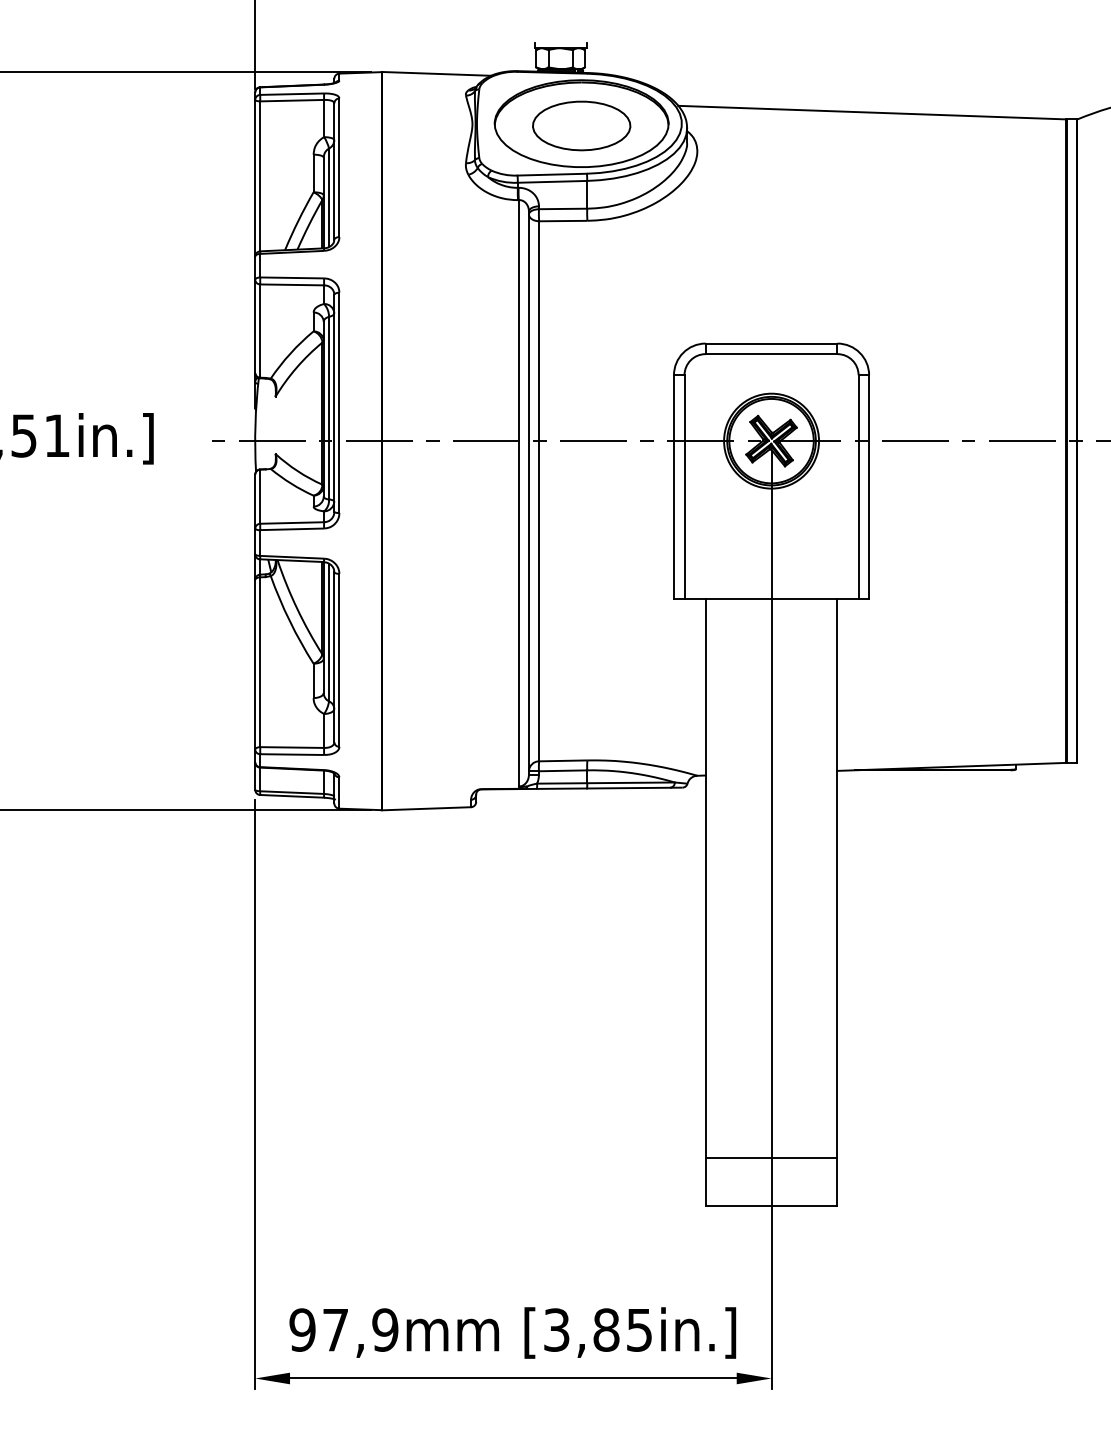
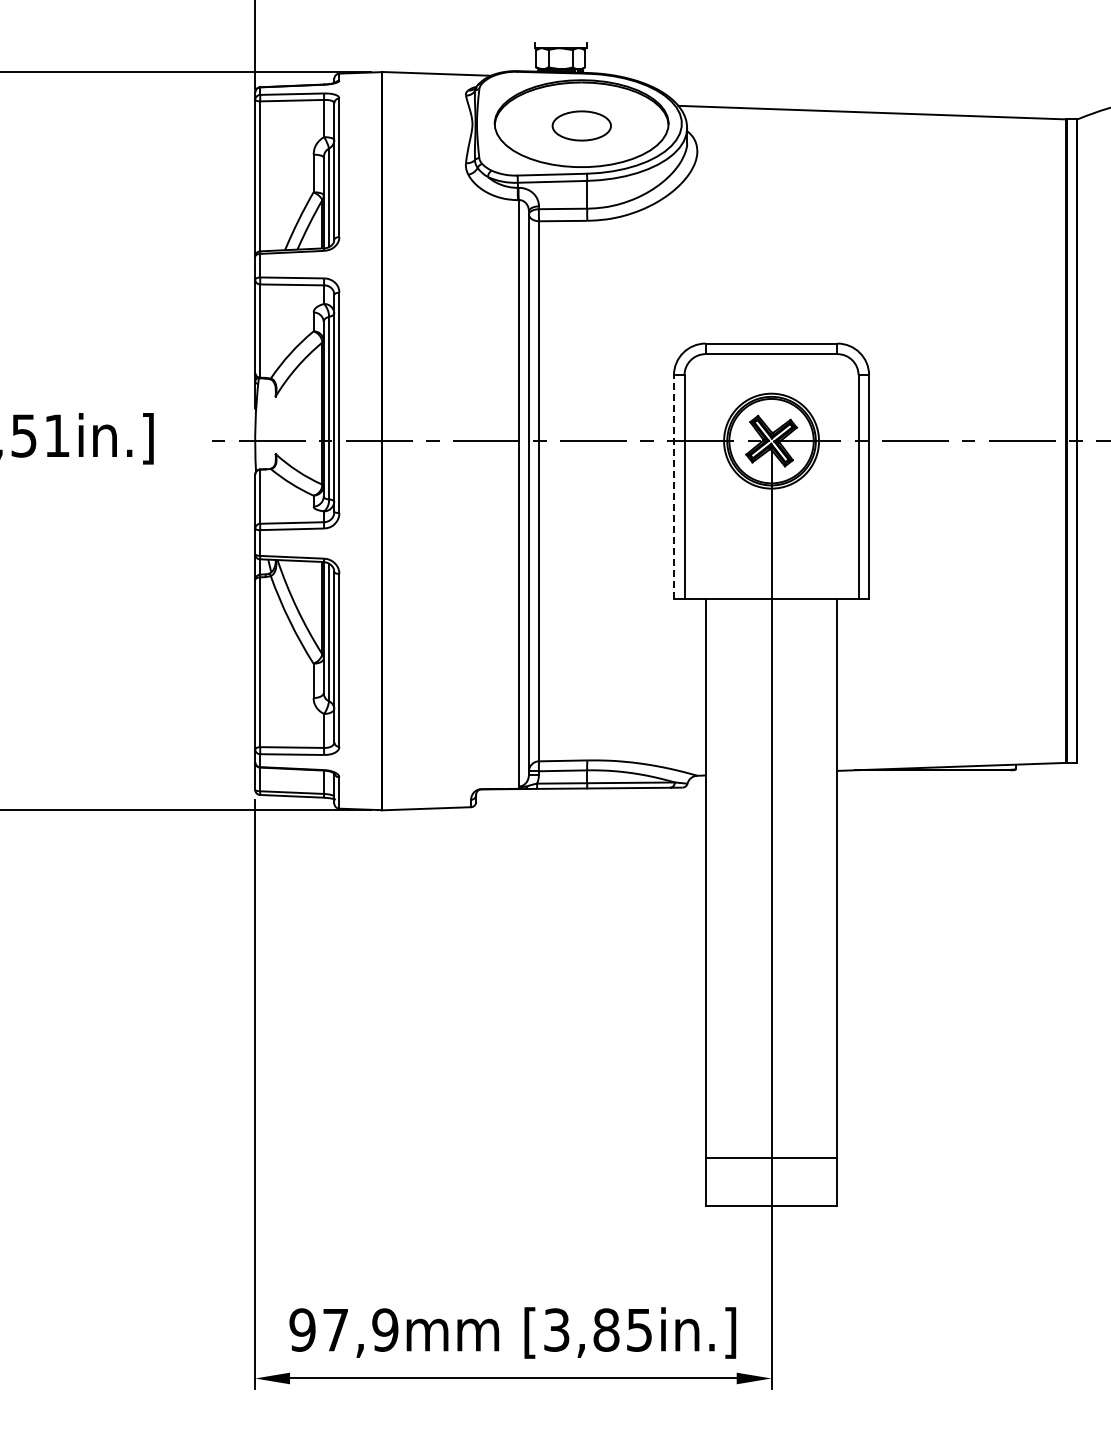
part size: 100x52 px -> 61x32 px (581, 125)
line: solid -> dashed (673, 486)
